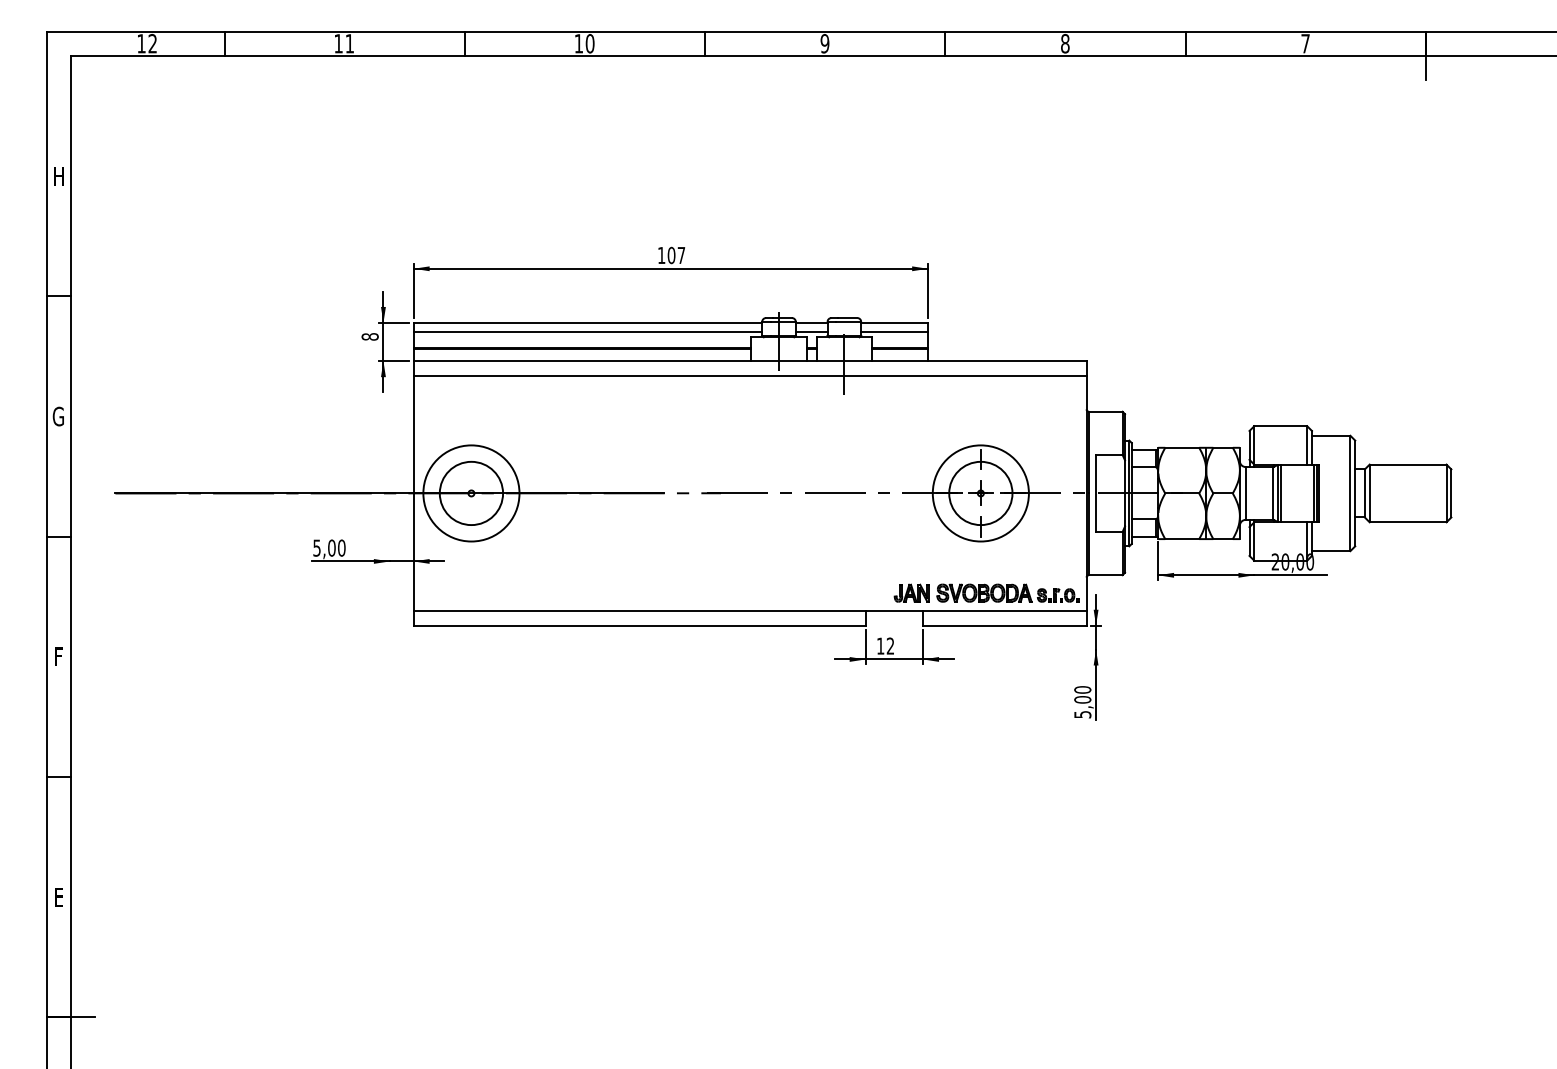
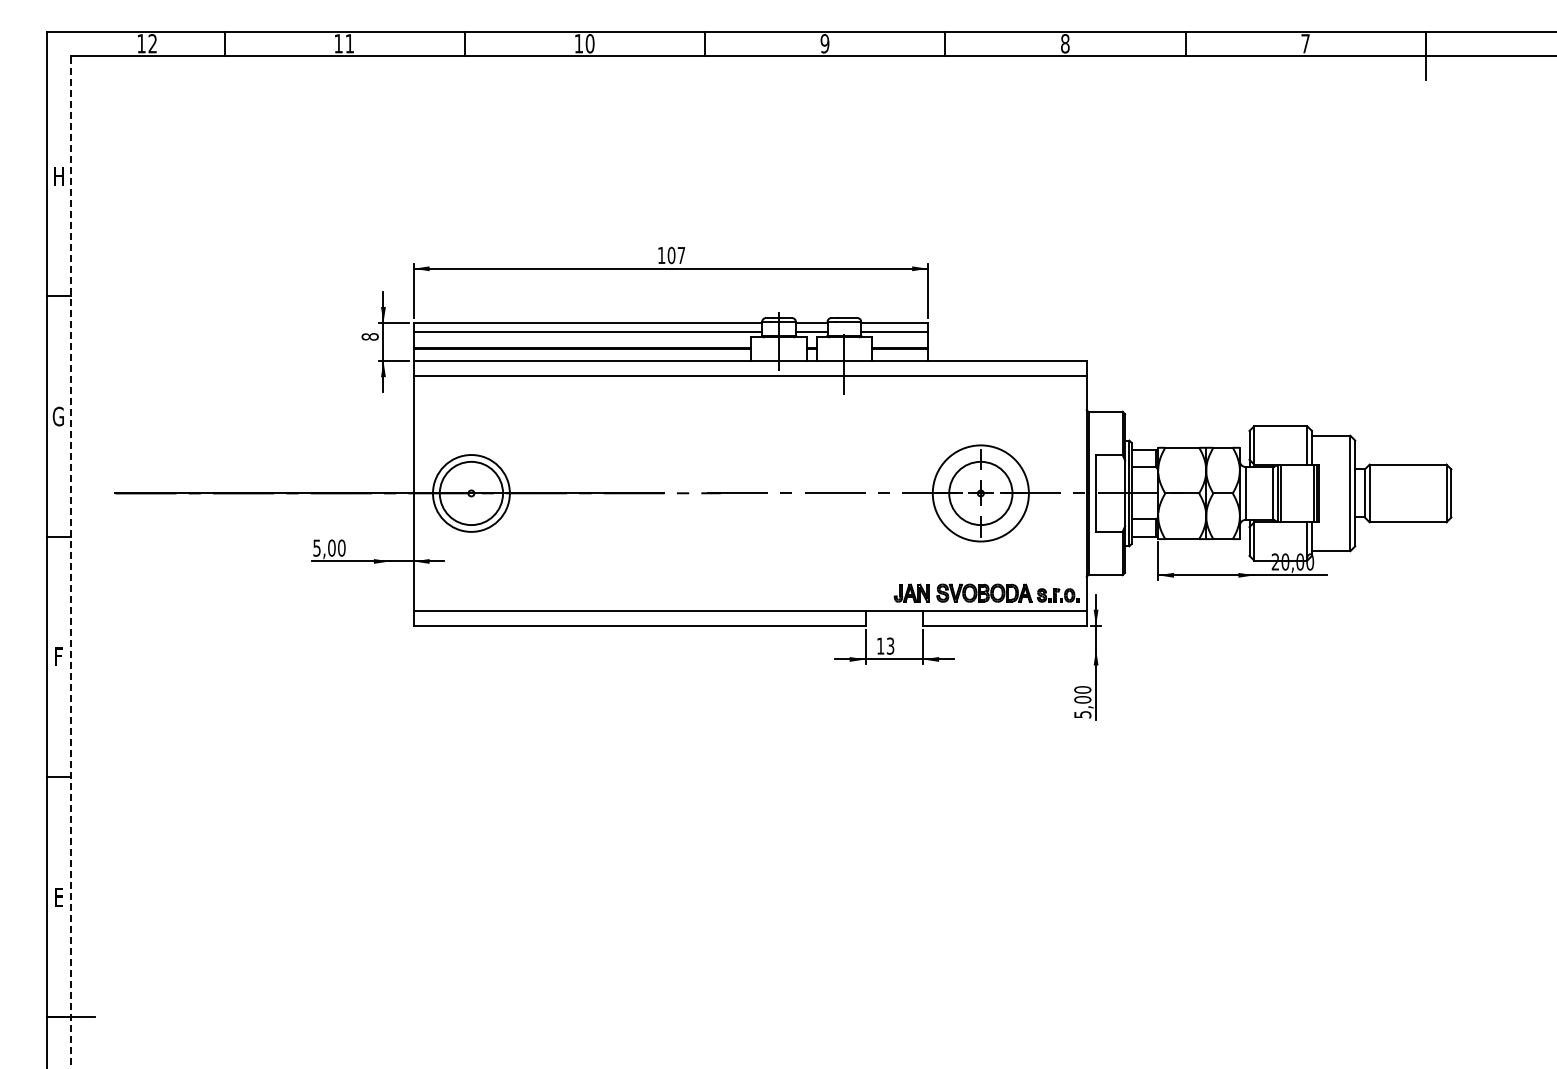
circle diameter: 96 px -> 77 px (471, 493)
line: solid -> dashed (70, 561)
text: 12 -> 13 (890, 645)
